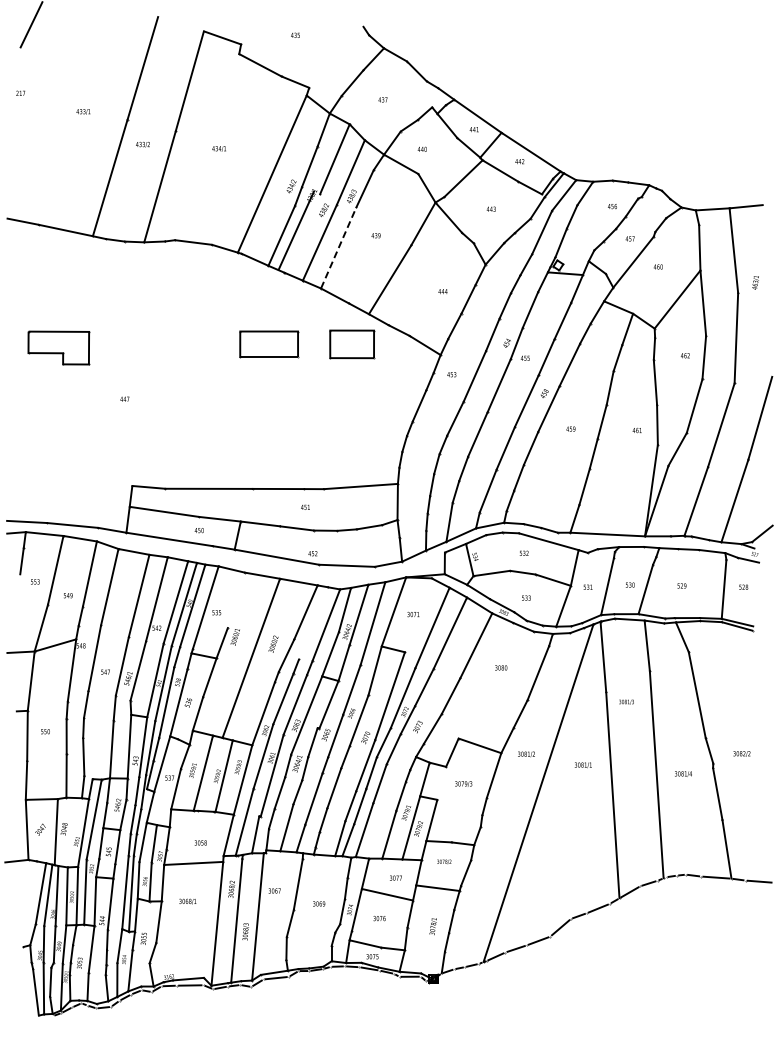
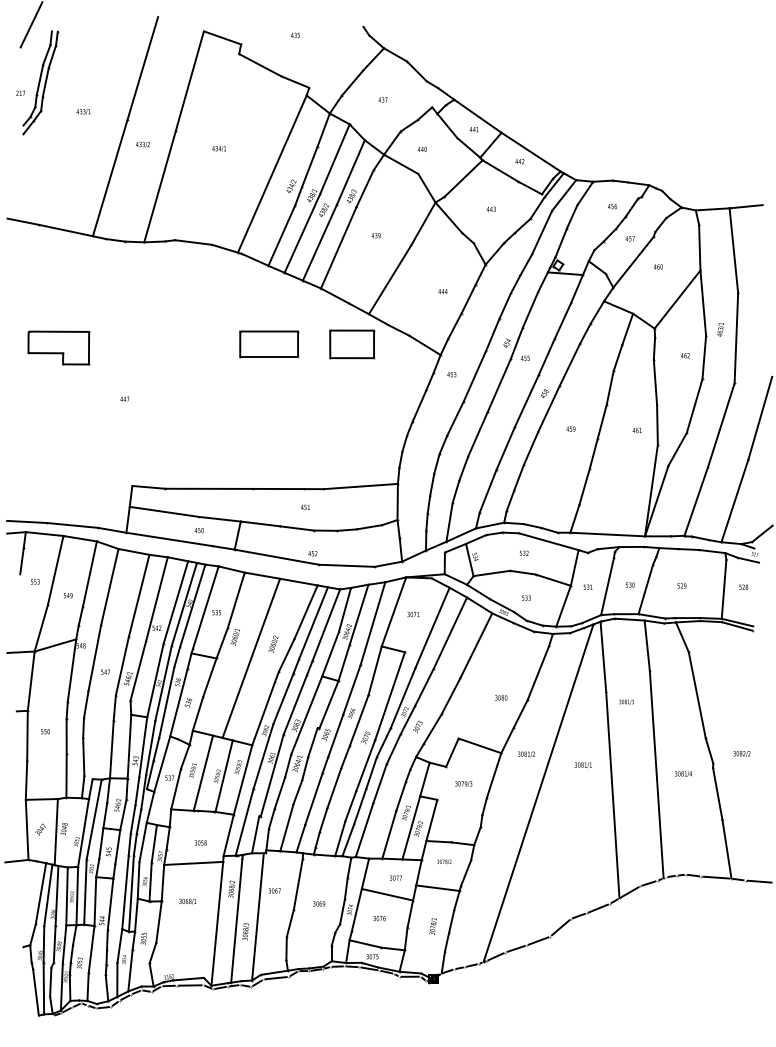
part: none -> present (40, 82)
line position: (295, 230) -> (301, 233) (301, 233)
line: dashed -> solid (338, 247)
text position: (755, 282) -> (720, 329) (720, 329)
line: none -> present (235, 599)
line: none -> present (313, 623)
text position: (501, 667) -> (501, 697) (501, 697)
